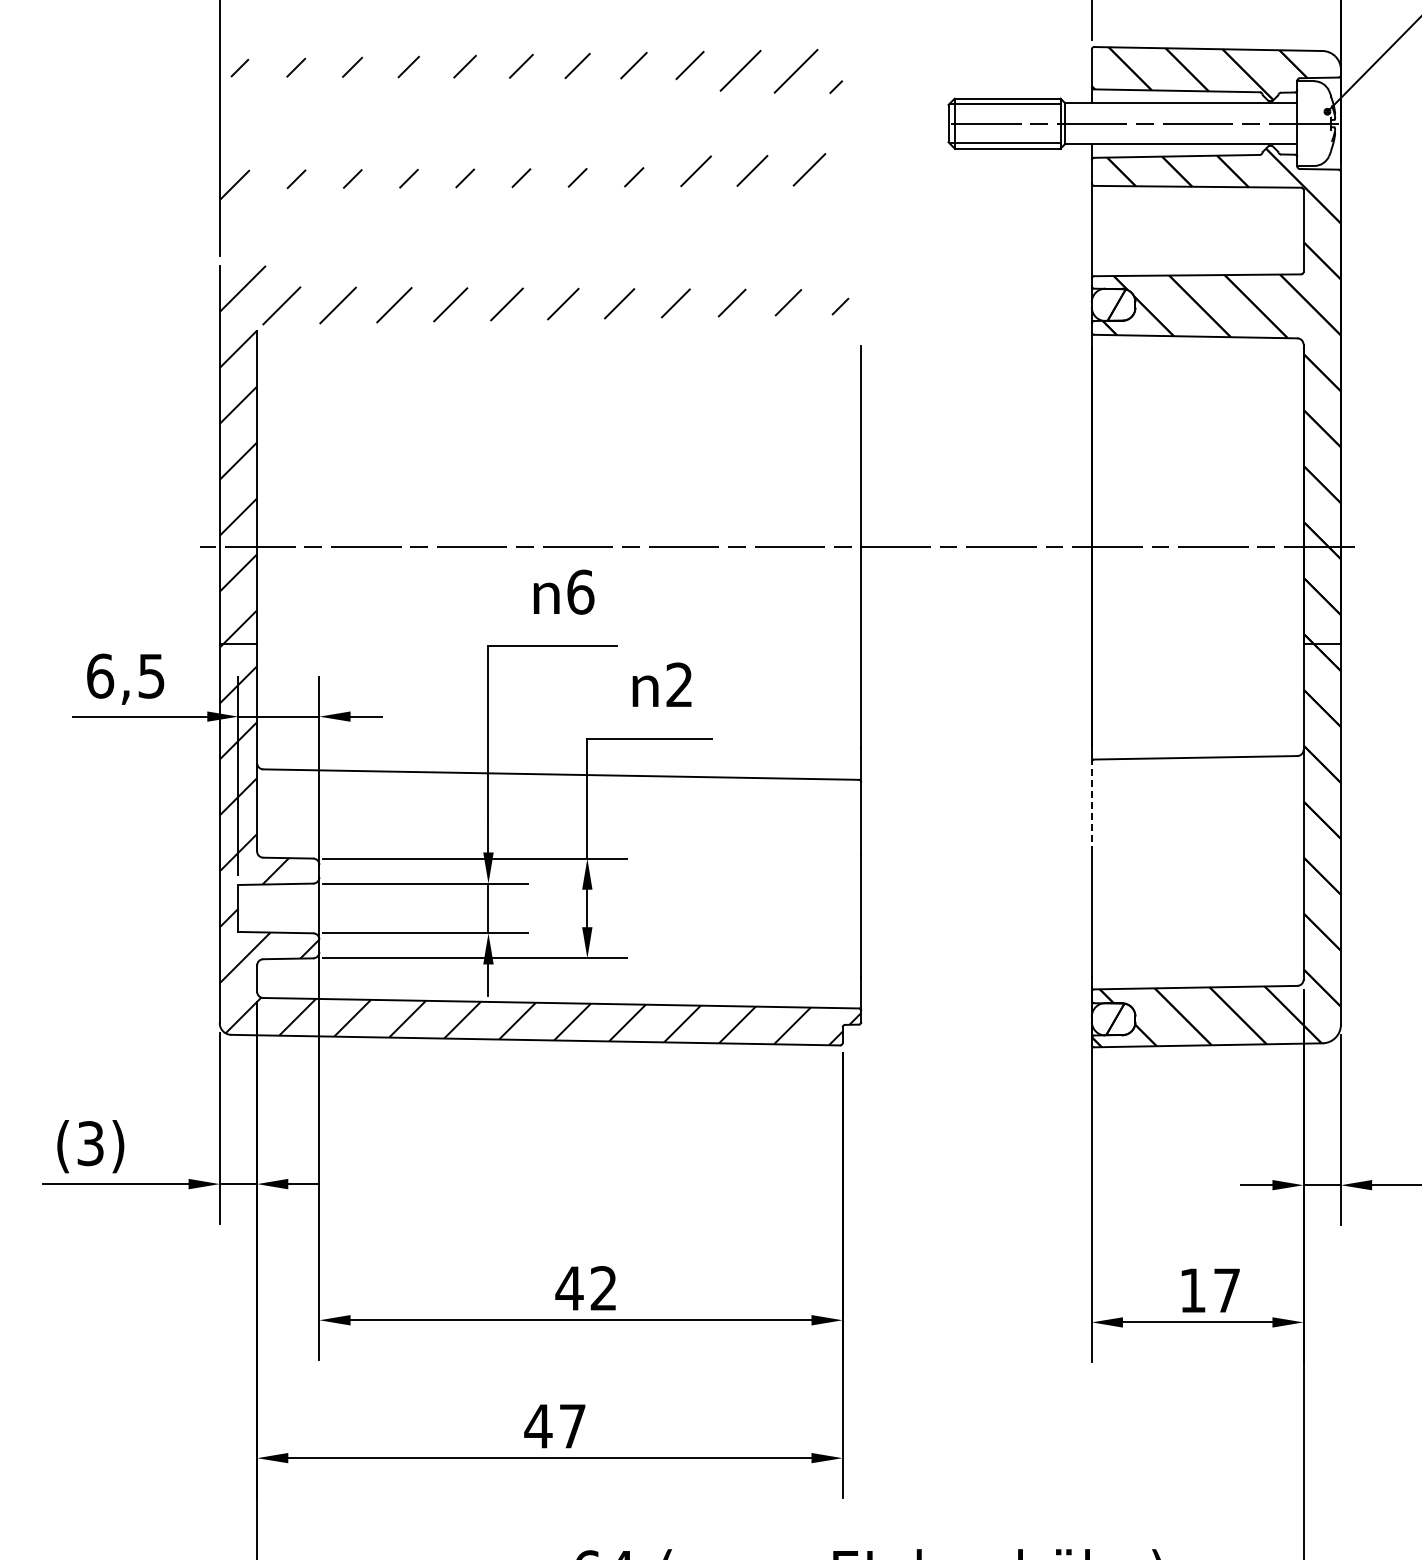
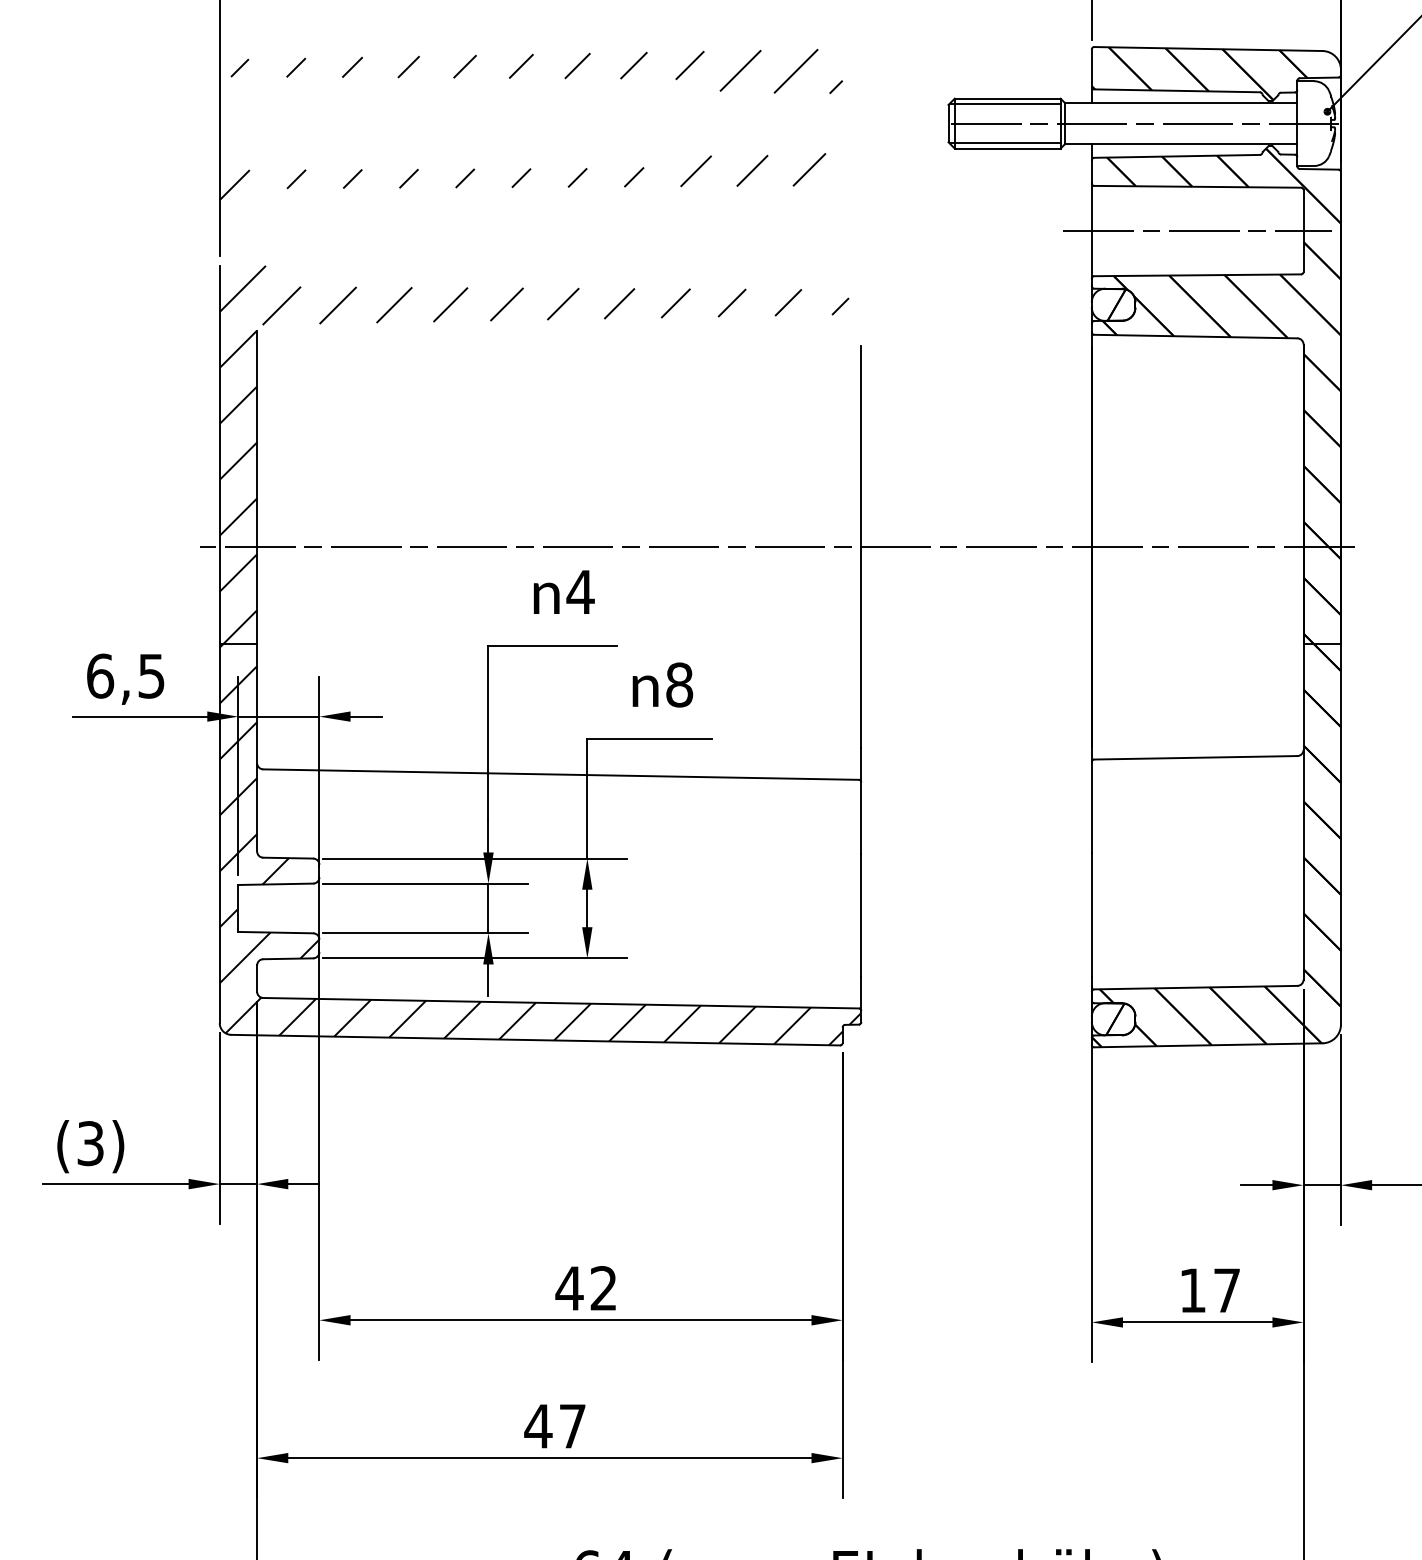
line: none -> present (1197, 231)
text: 6 -> 4 (580, 591)
text: 2 -> 8 (679, 684)
line: dashed -> solid (1091, 807)
